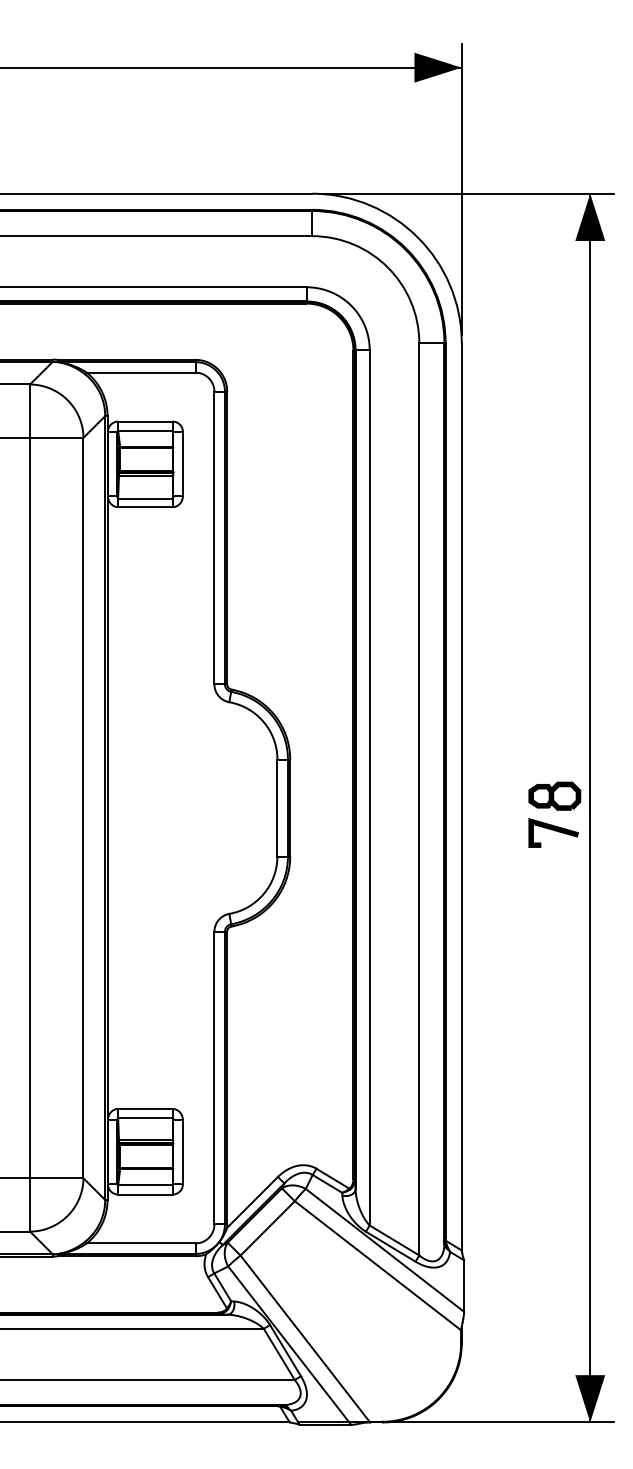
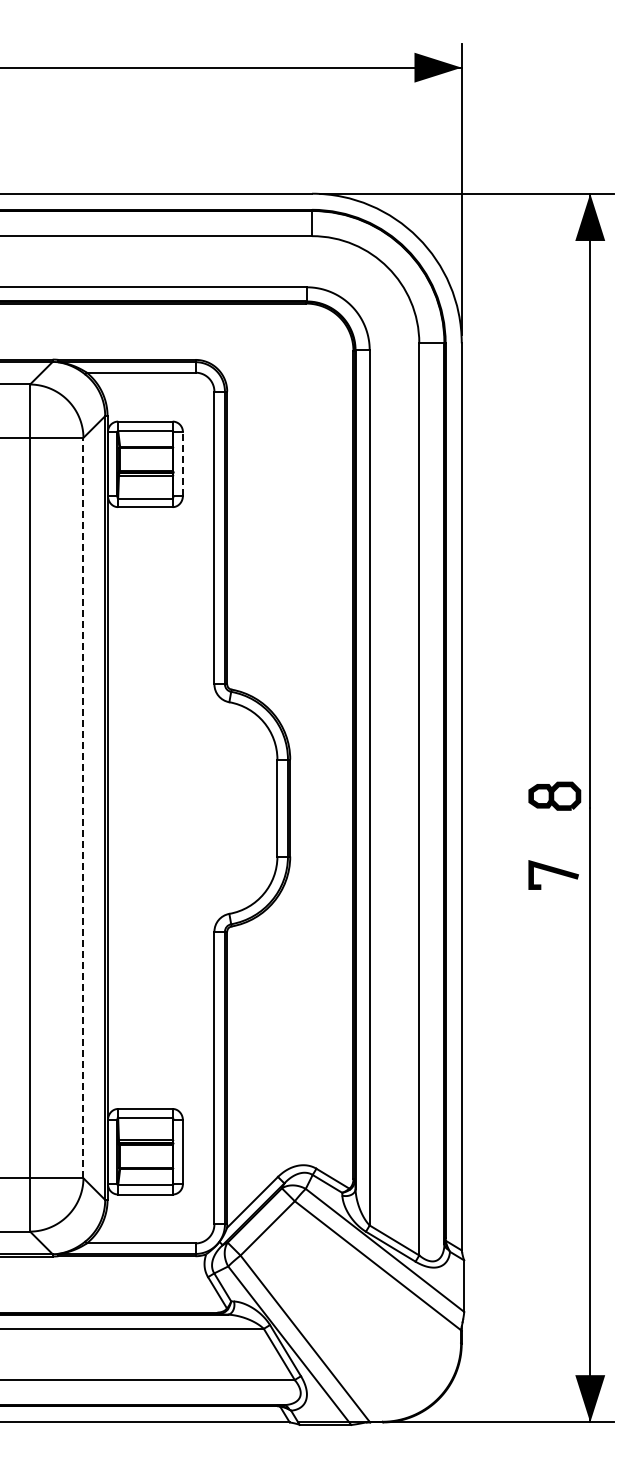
line: solid -> dashed (182, 463)
line: solid -> dashed (83, 807)
line position: (553, 830) -> (553, 872) (553, 872)
